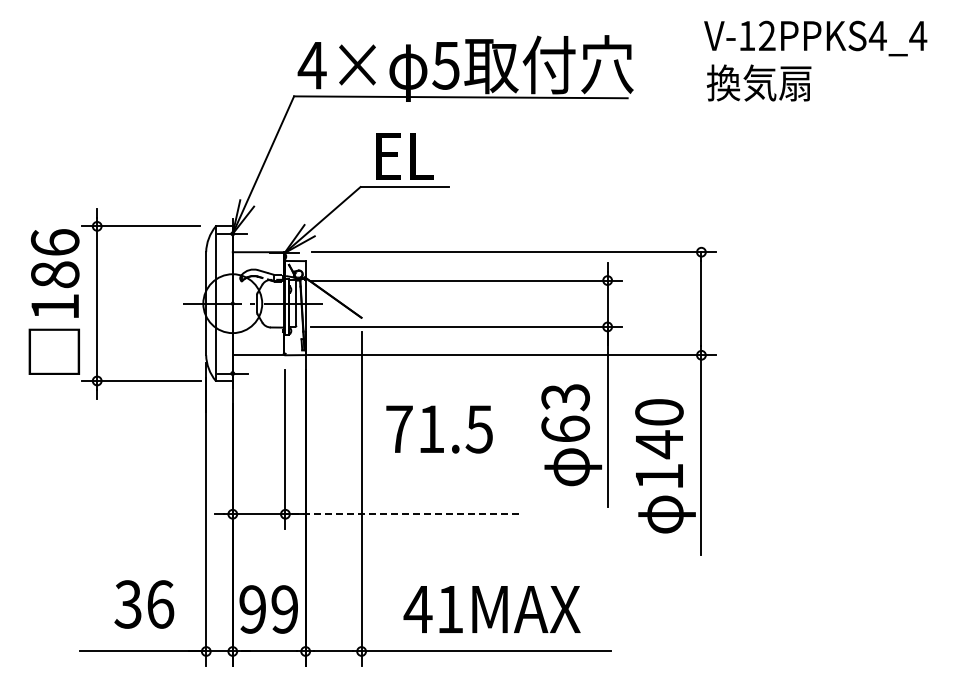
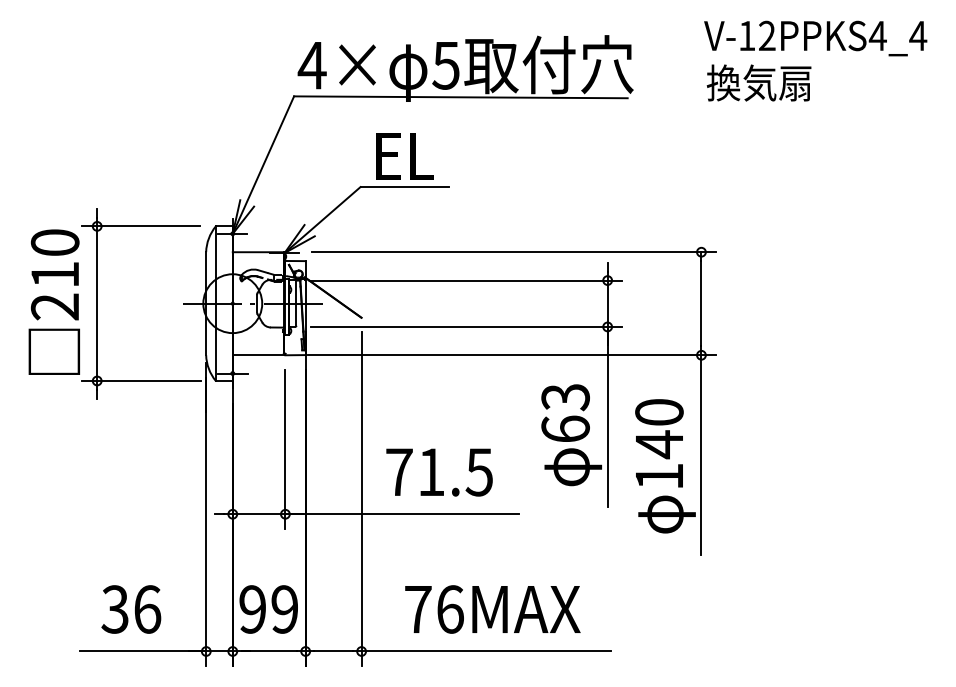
text: 186 -> 210 (54, 274)
text position: (439, 429) -> (439, 472) (439, 472)
line: dashed -> solid (402, 514)
text position: (144, 604) -> (131, 609) (131, 609)
text: 41MAX -> 76MAX (433, 609)
